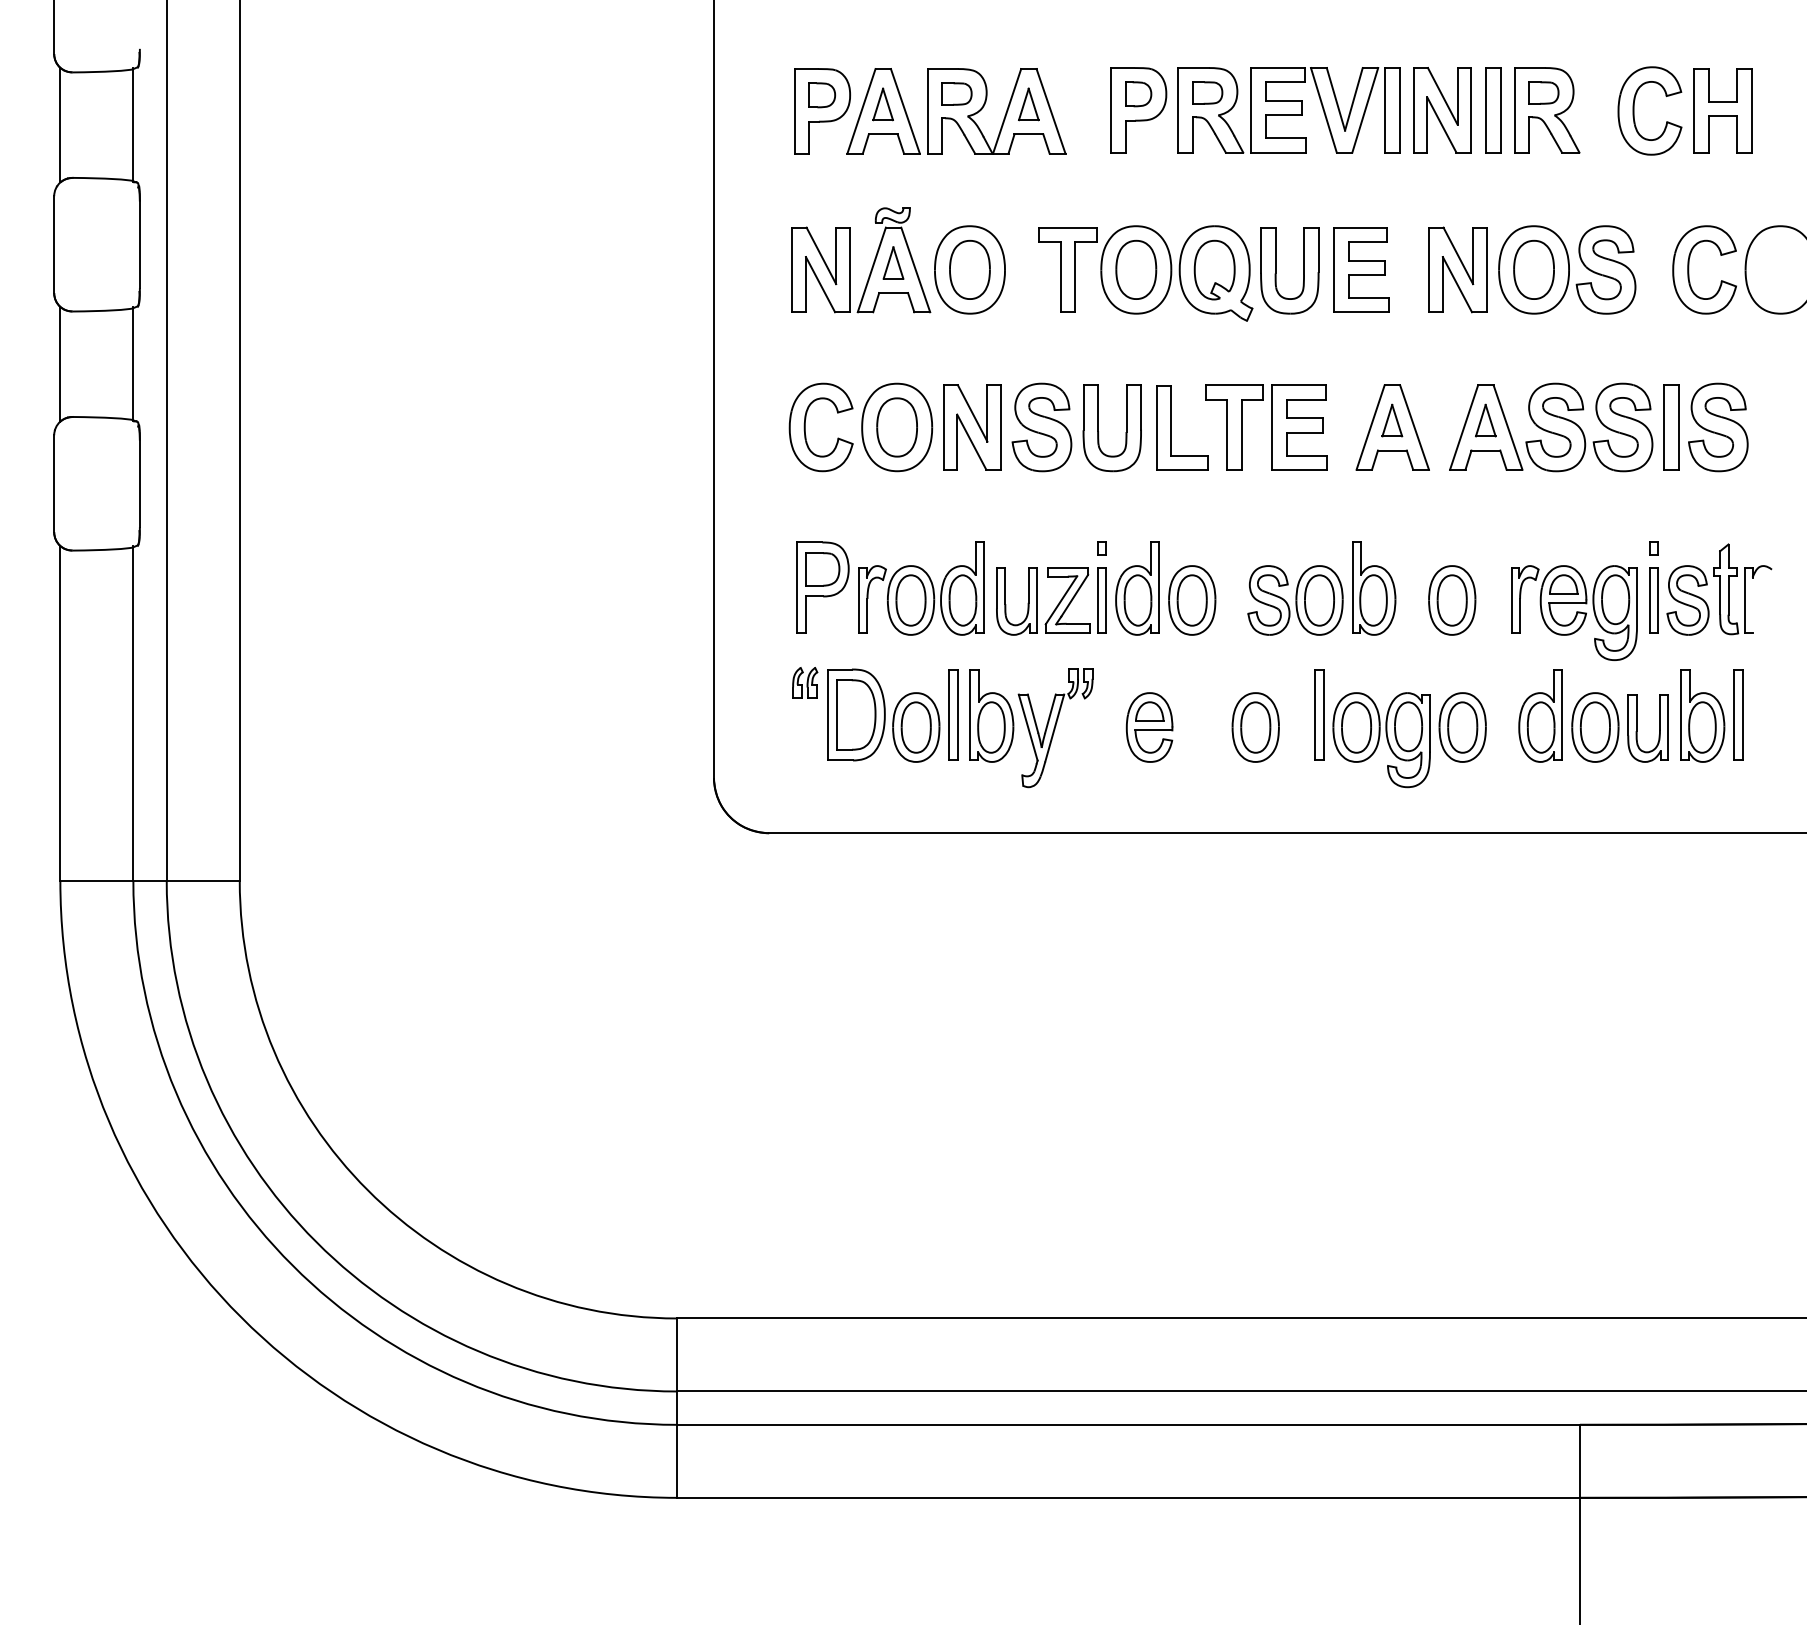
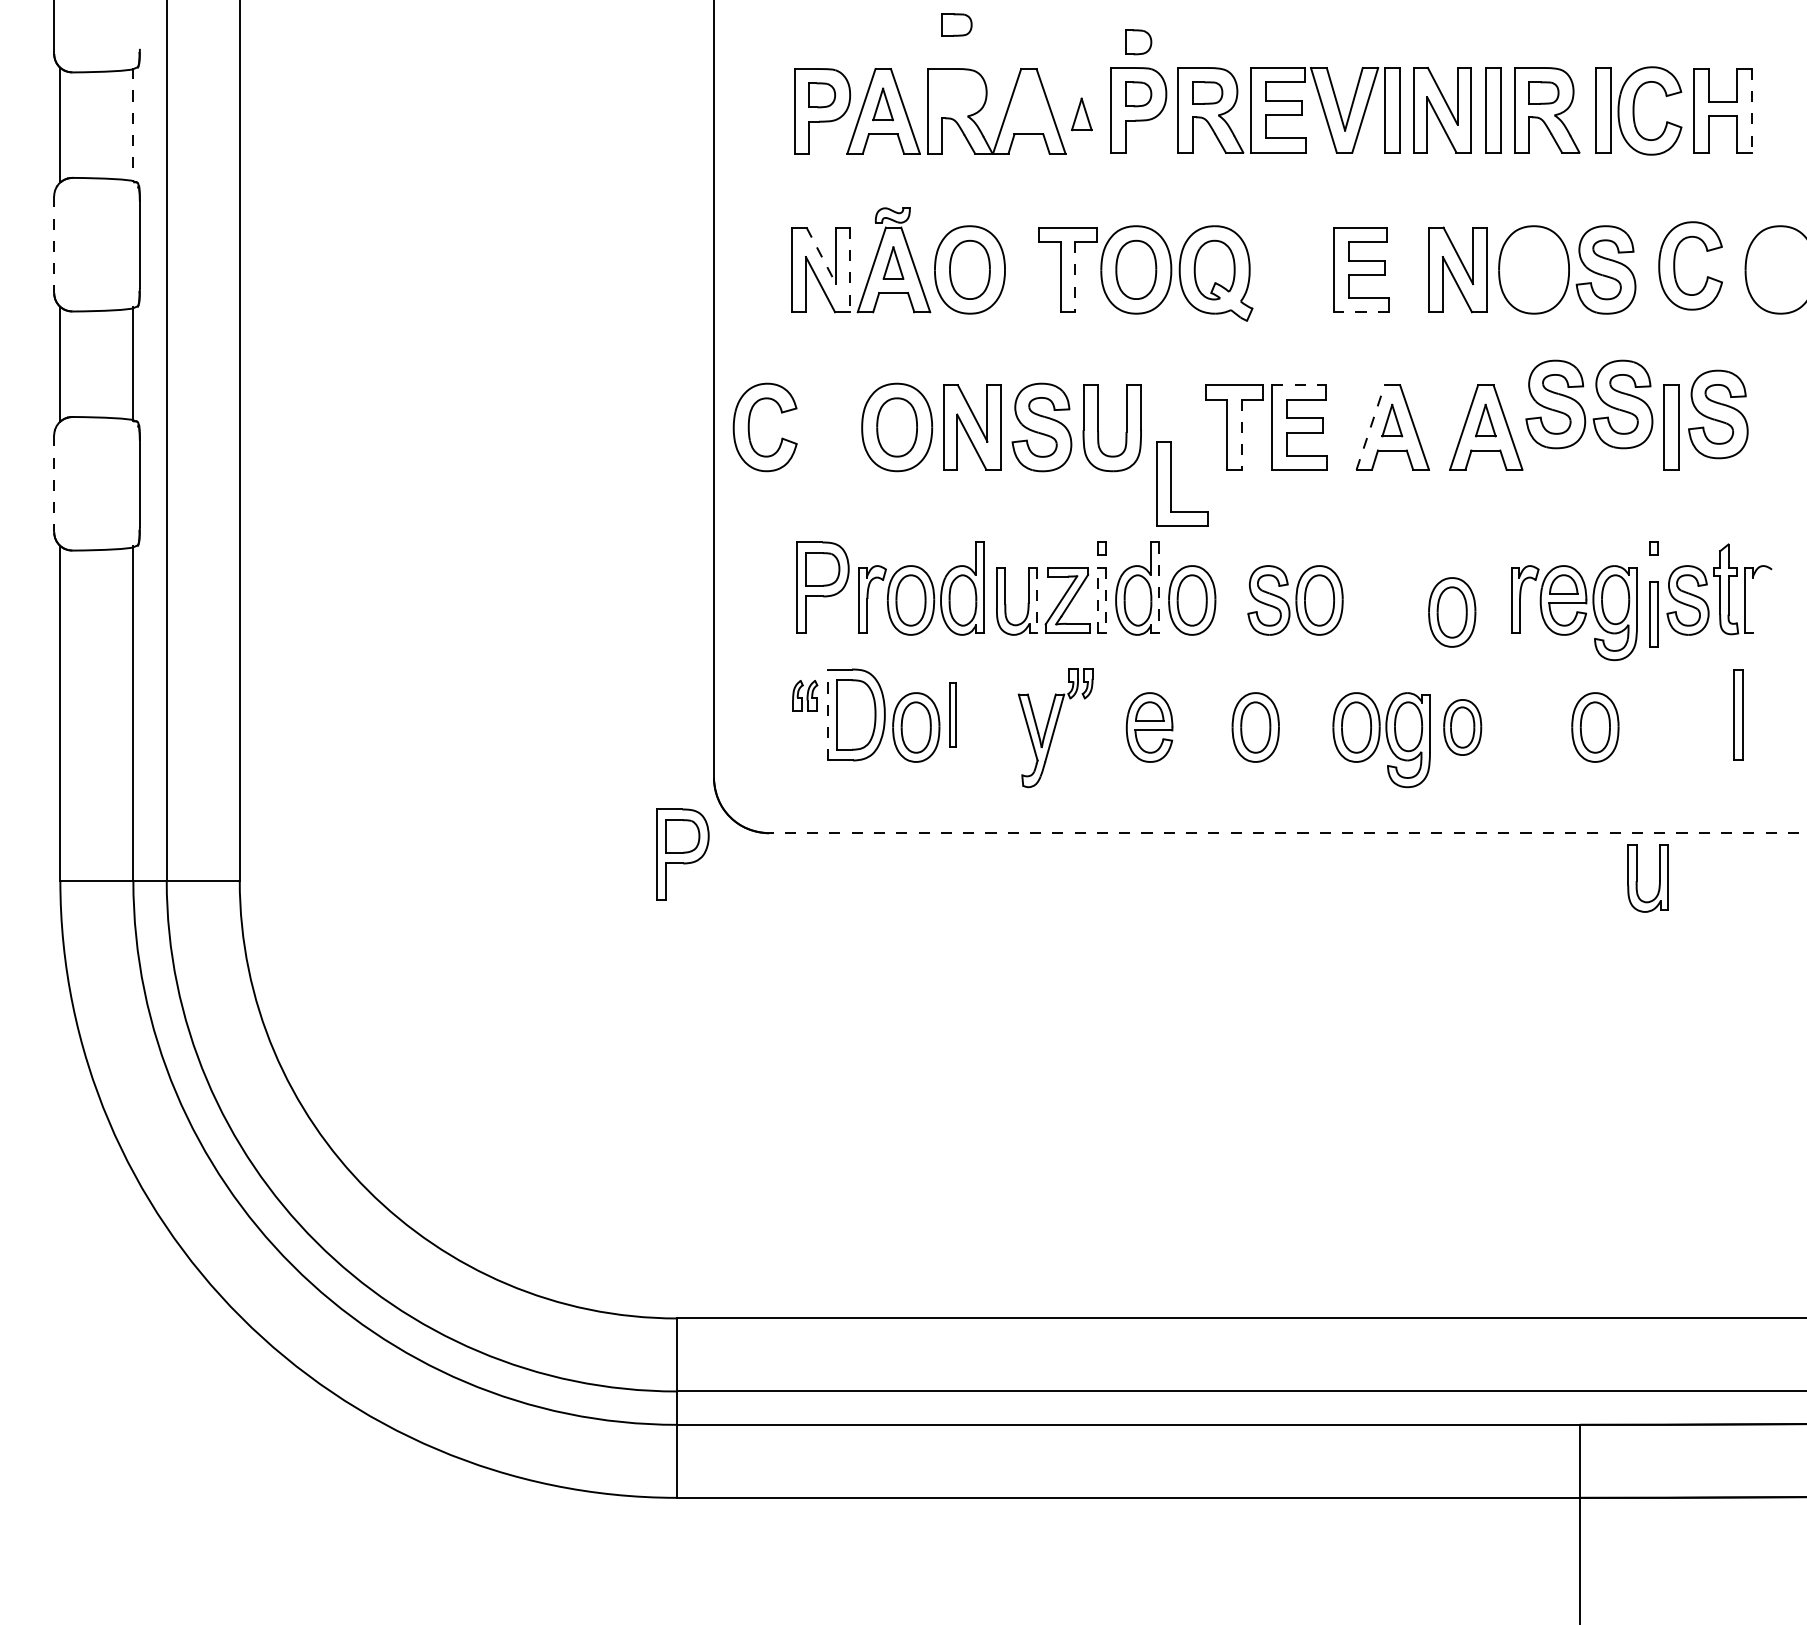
part: none -> present (1138, 42)
part position: (956, 93) -> (956, 24) (956, 24)
part position: (1028, 104) -> (1081, 114) (1081, 114)
part: none -> present (1603, 110)
line: solid -> dashed (1751, 111)
line: solid -> dashed (133, 125)
line: solid -> dashed (54, 245)
line: solid -> dashed (821, 255)
part: present -> none (1533, 269)
part position: (1689, 269) -> (1675, 265) (1675, 265)
line: solid -> dashed (849, 270)
part: present -> none (1276, 270)
line: solid -> dashed (1075, 277)
line: solid -> dashed (1360, 312)
line: solid -> dashed (1299, 385)
part position: (805, 427) -> (749, 427) (749, 427)
part position: (1171, 427) -> (1171, 483) (1171, 483)
line: solid -> dashed (1370, 427)
part position: (1718, 427) -> (1718, 414) (1718, 414)
part position: (1583, 431) -> (1583, 408) (1583, 408)
line: solid -> dashed (1241, 435)
line: solid -> dashed (54, 484)
line: solid -> dashed (1159, 588)
part: present -> none (1374, 588)
line: solid -> dashed (1037, 600)
line: solid -> dashed (1097, 600)
line: solid -> dashed (1106, 600)
part position: (1452, 600) -> (1452, 612) (1452, 612)
part position: (1653, 600) -> (1653, 614) (1653, 614)
part position: (805, 682) -> (805, 695) (805, 695)
line: solid -> dashed (828, 714)
part size: 11x92 px -> 8x66 px (952, 714)
part: present -> none (1319, 714)
part: present -> none (991, 715)
part: present -> none (1540, 715)
part: present -> none (1702, 715)
part size: 49x71 px -> 40x57 px (1462, 727)
part position: (1637, 728) -> (1637, 878) (1637, 878)
line: solid -> dashed (1287, 833)
part: none -> present (682, 854)
